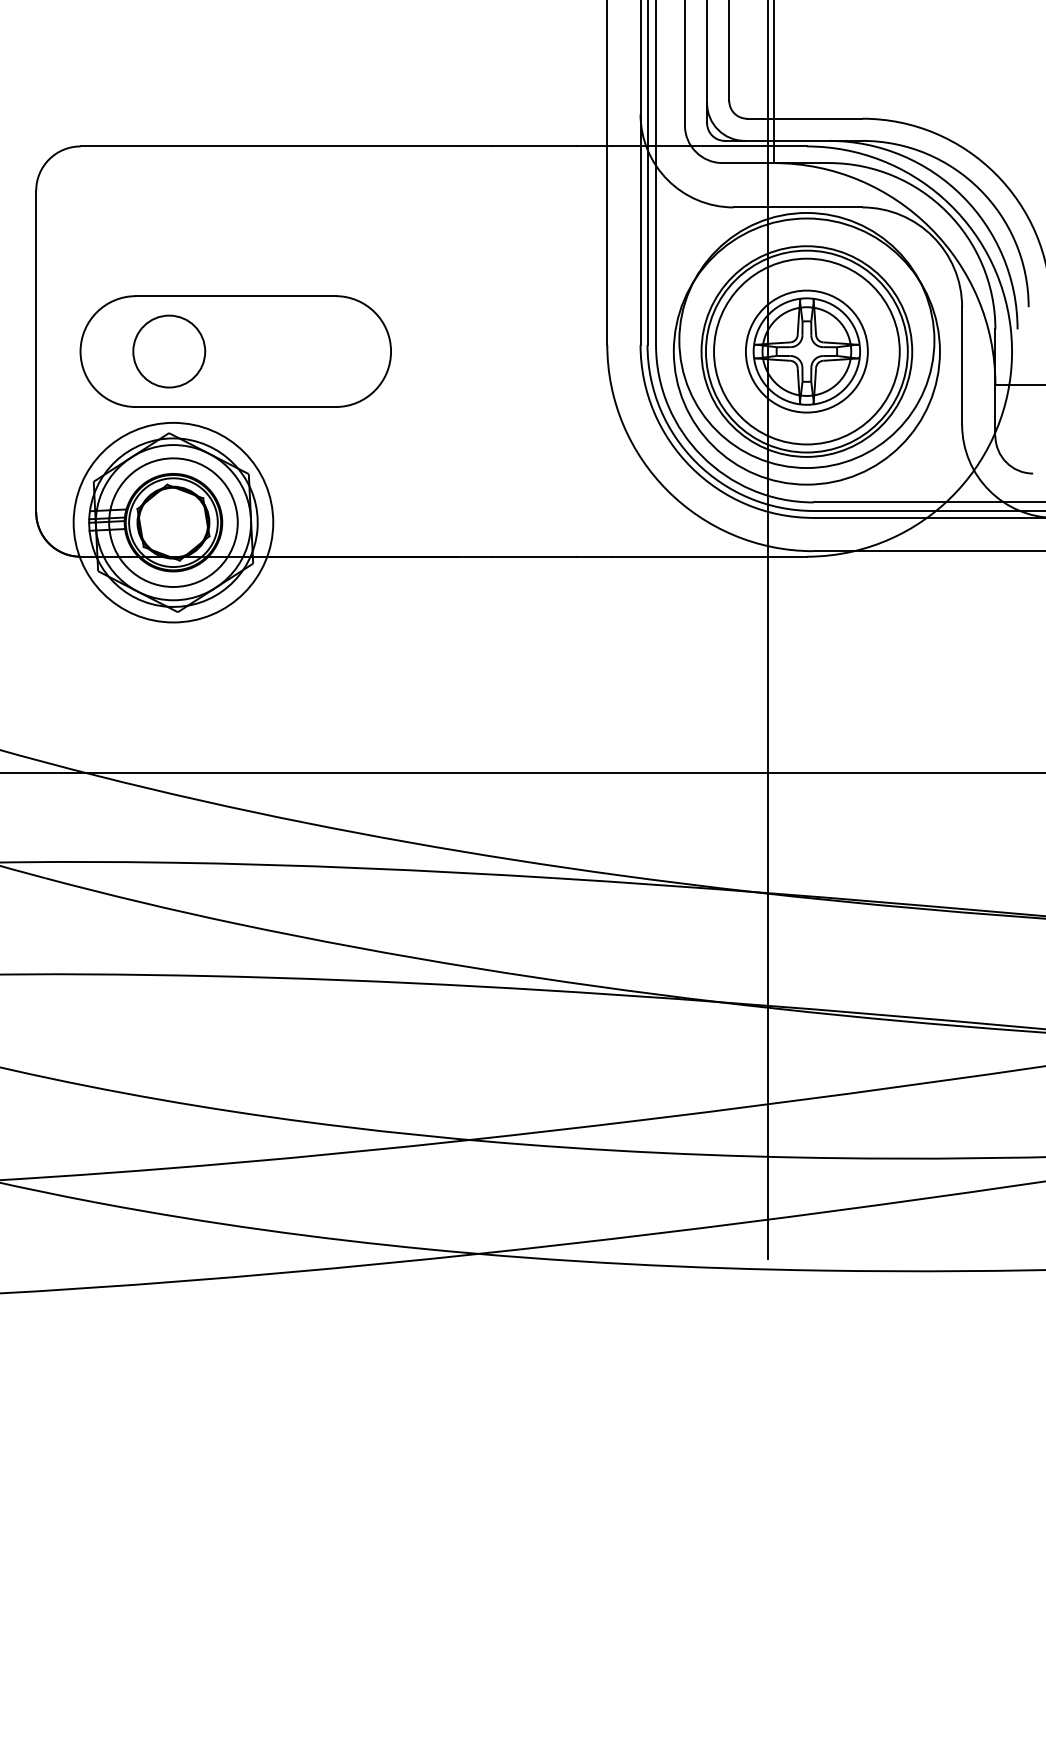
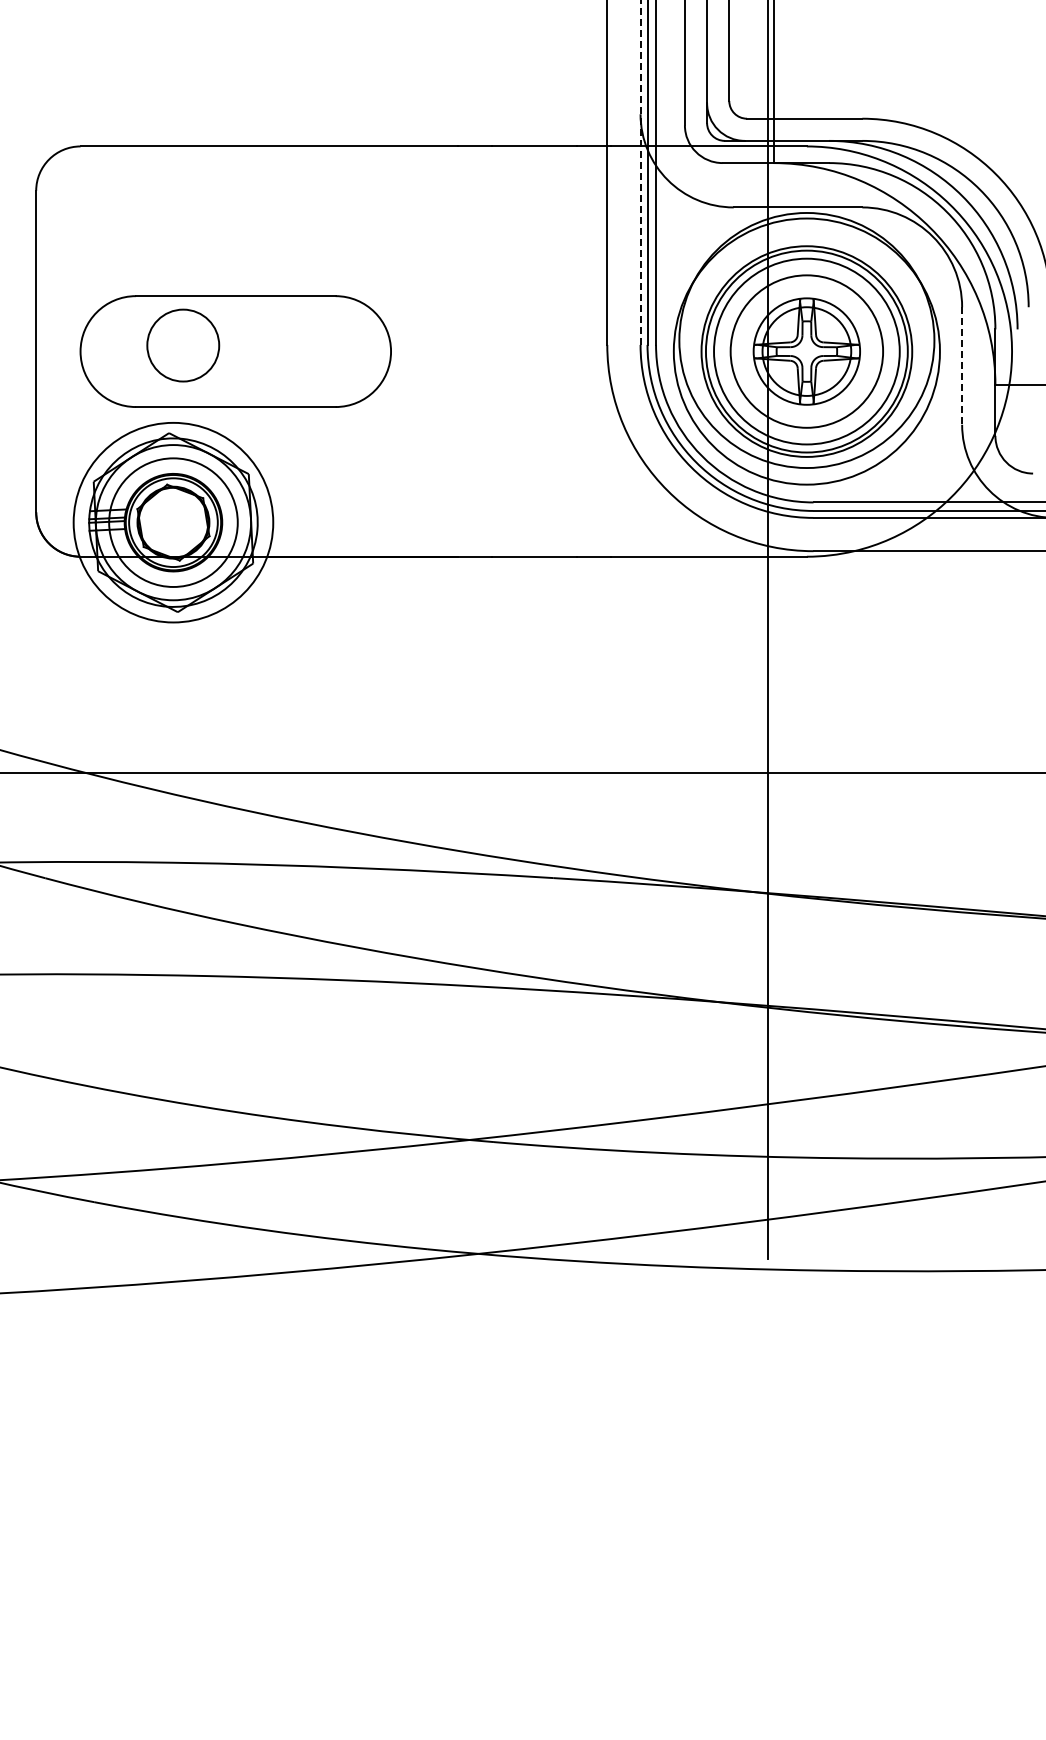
line: solid -> dashed (640, 172)
circle position: (169, 351) -> (183, 345) (183, 345)
circle diameter: 122 px -> 152 px (806, 351)
line: solid -> dashed (962, 366)
